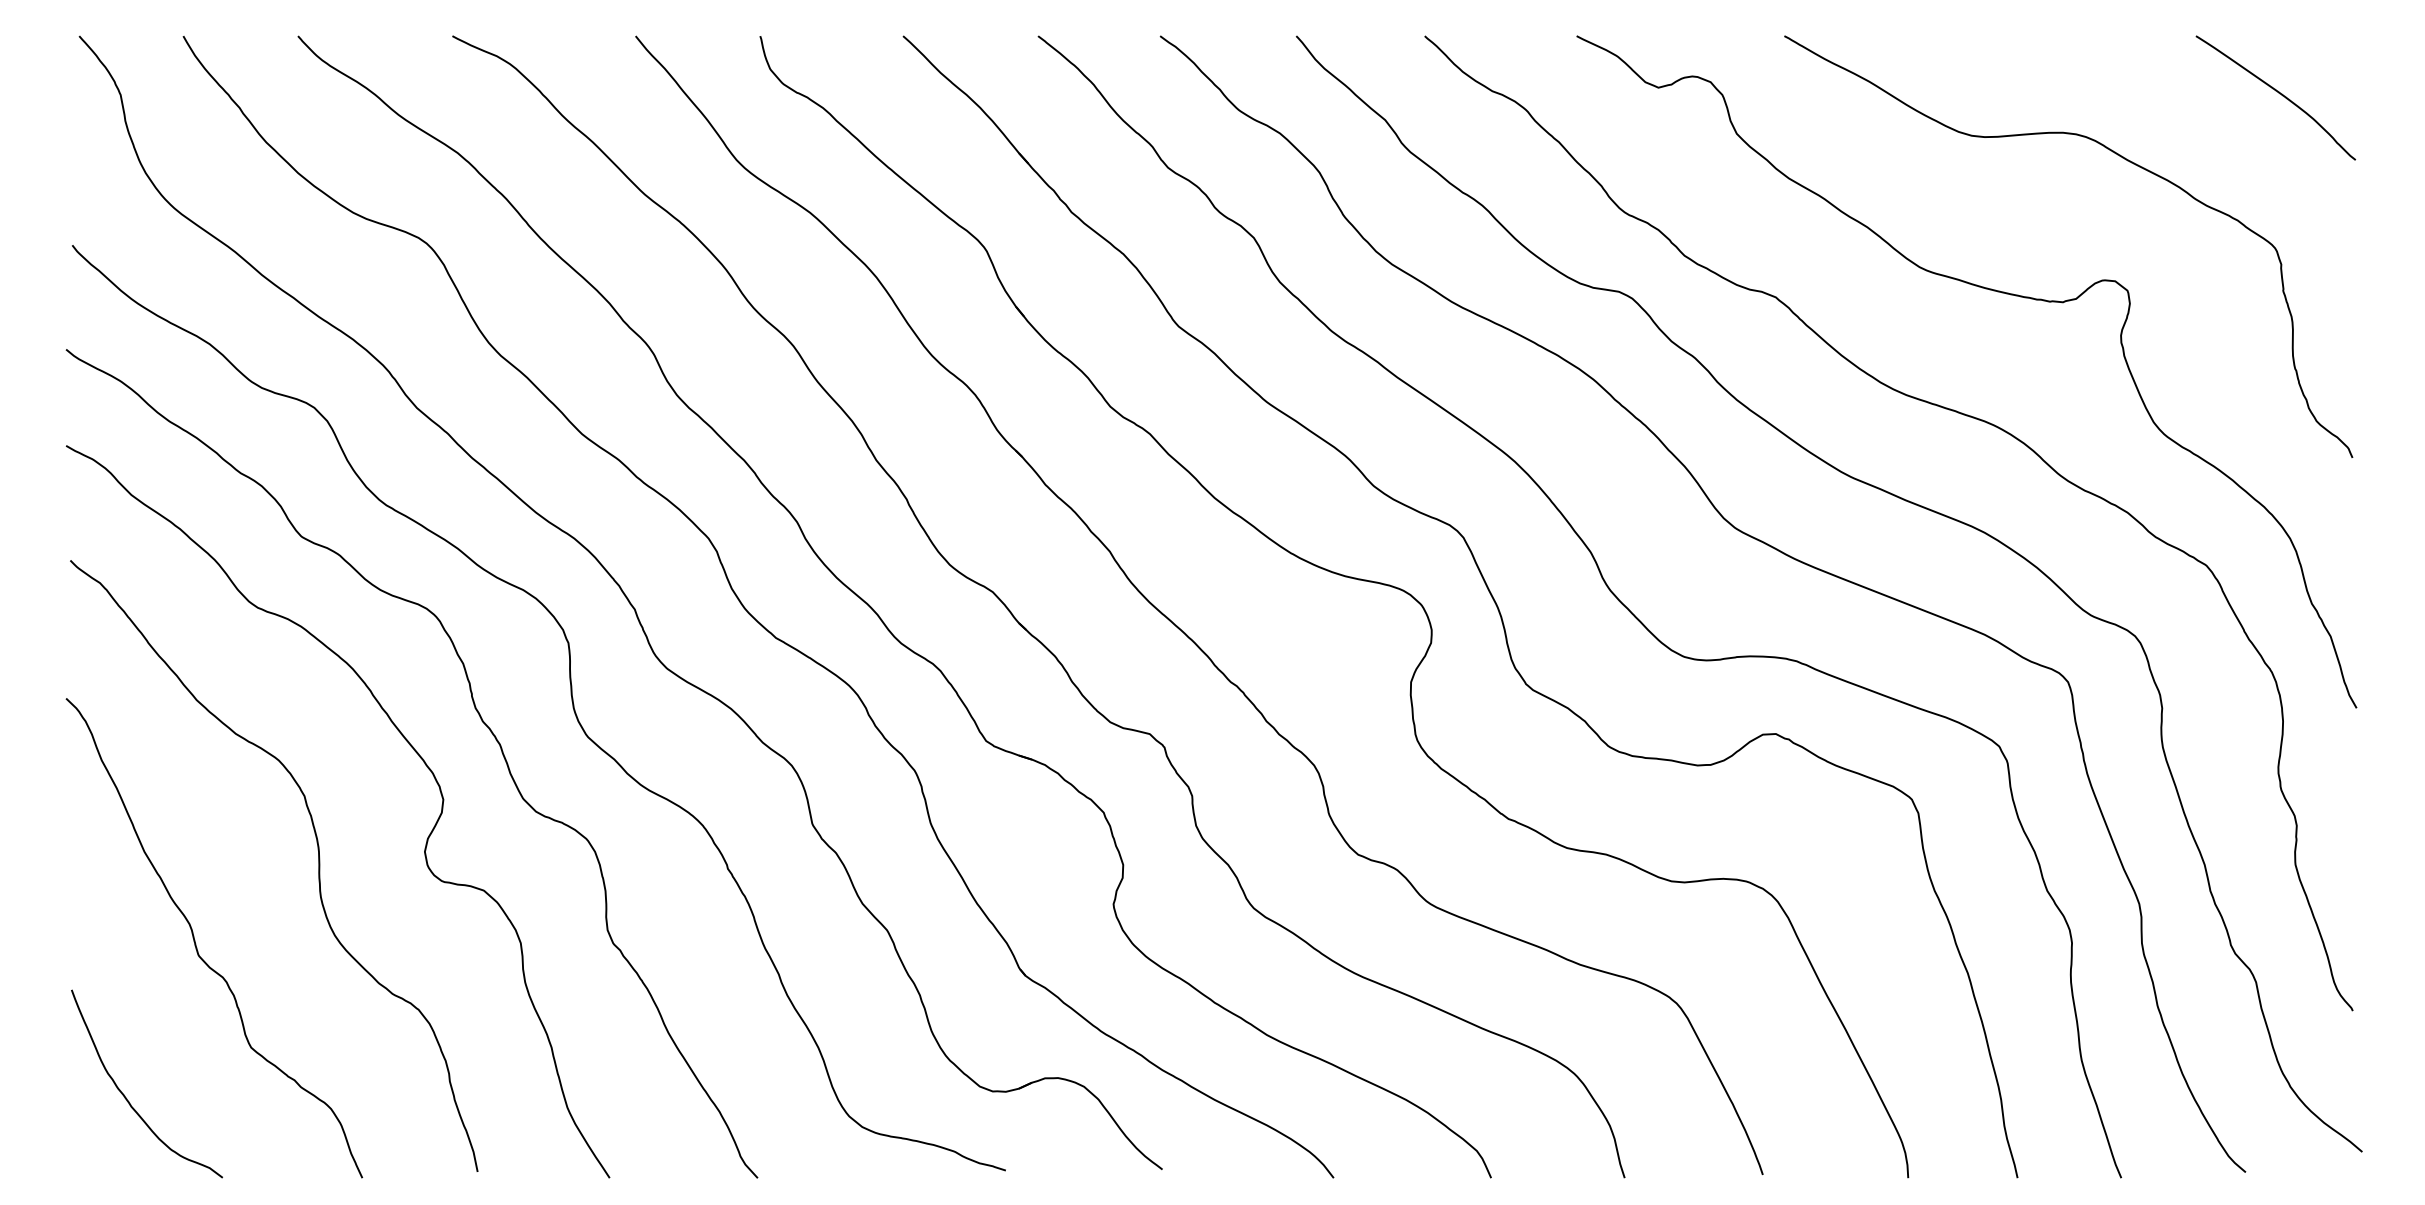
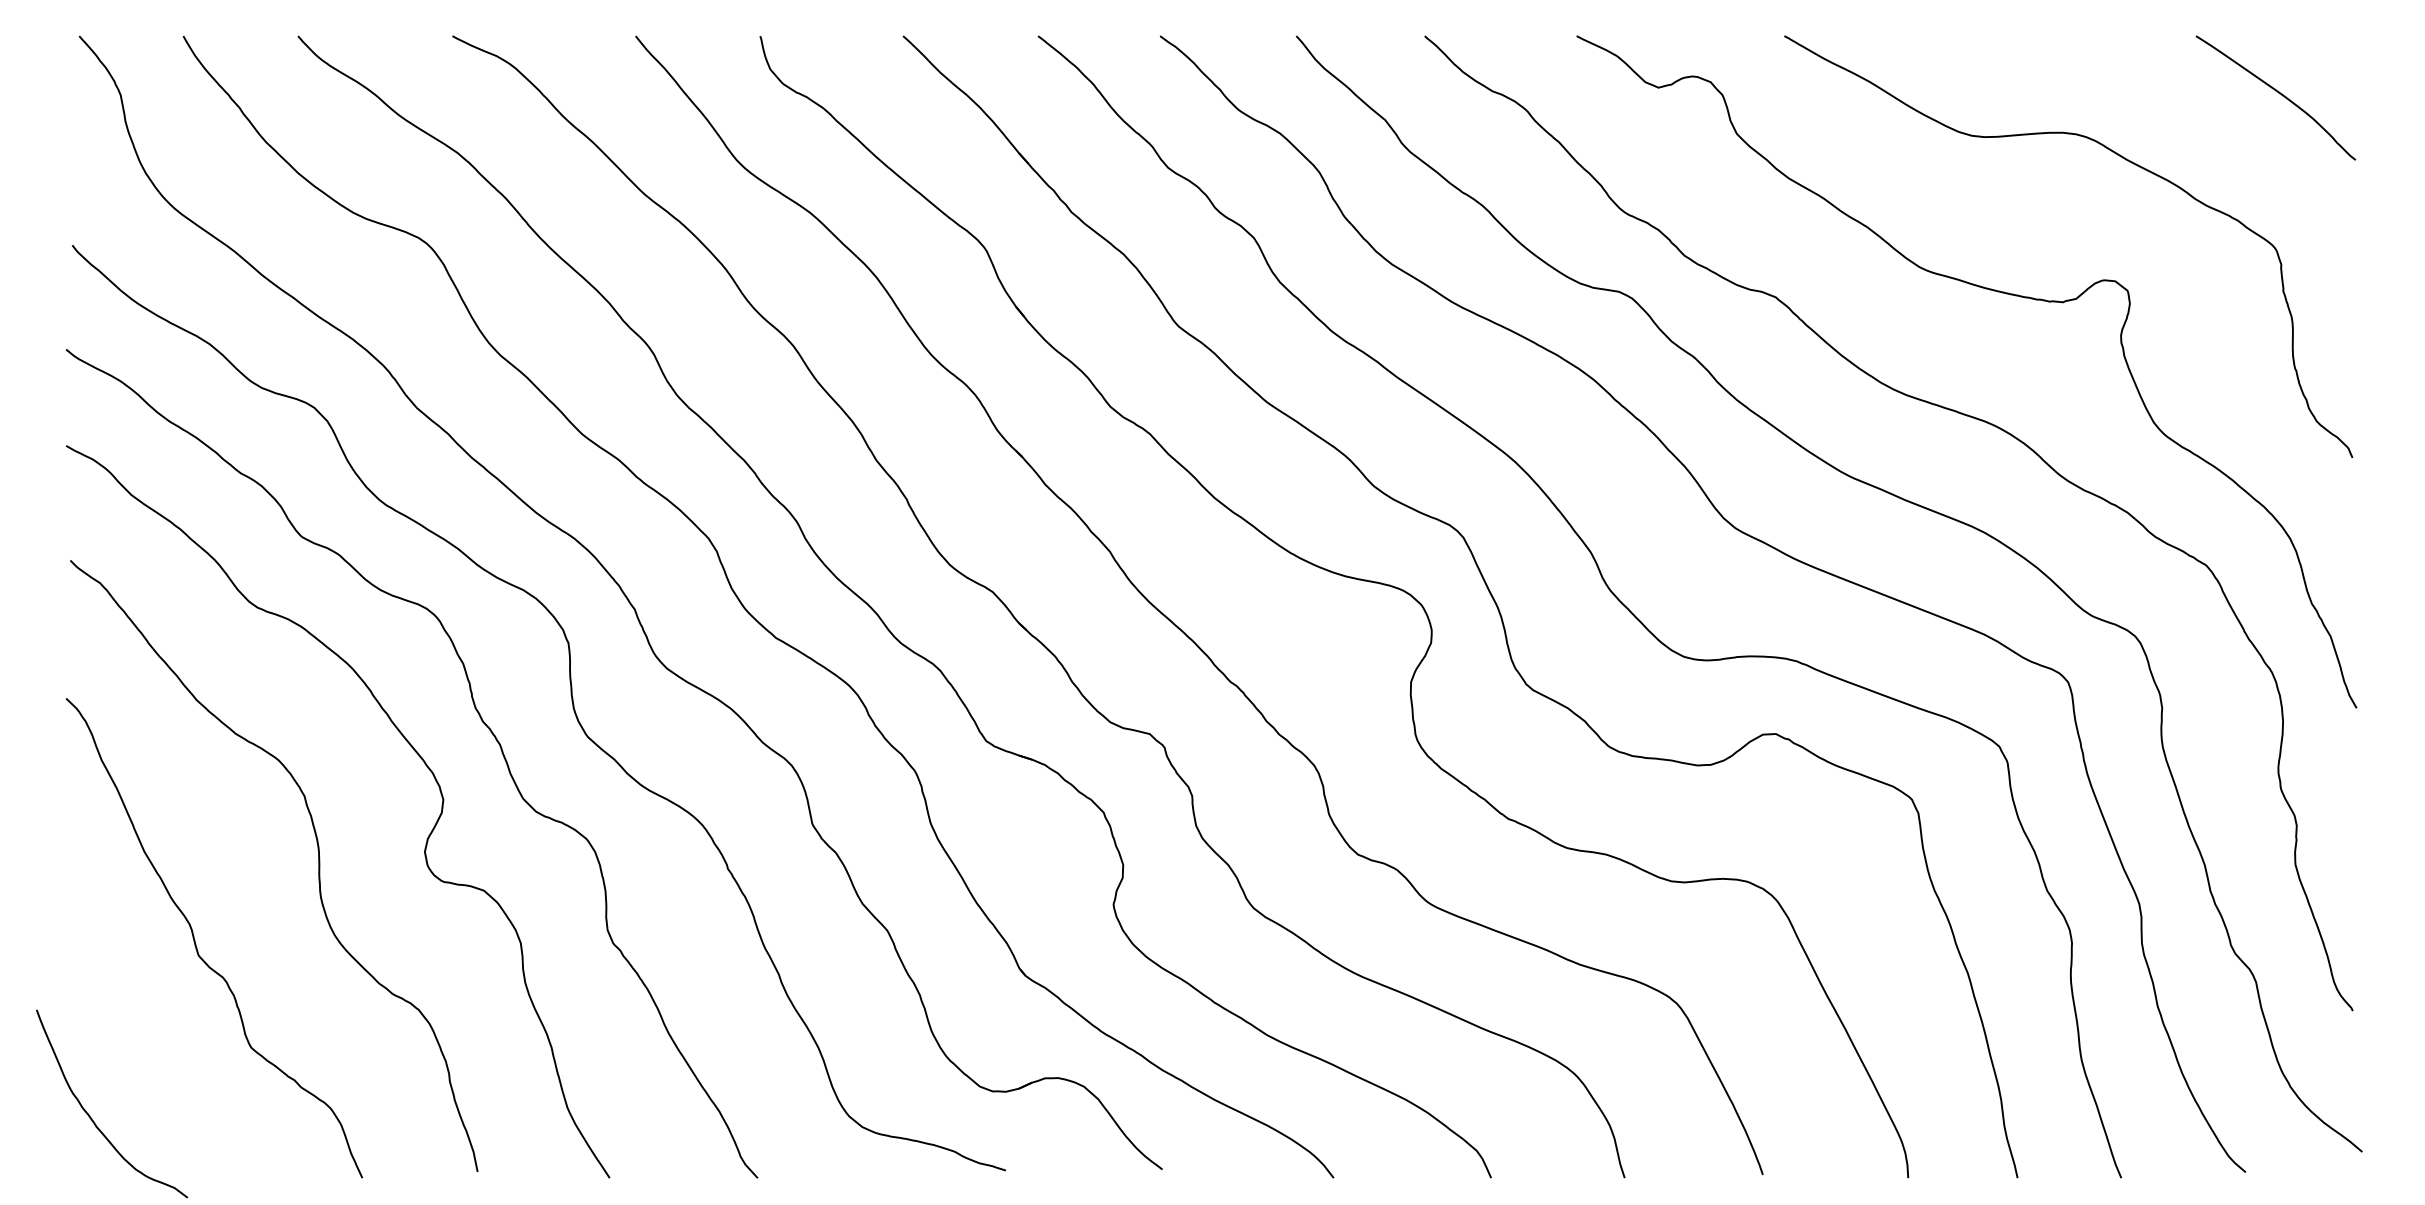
curve position: (127, 1098) -> (92, 1118) (92, 1118)
